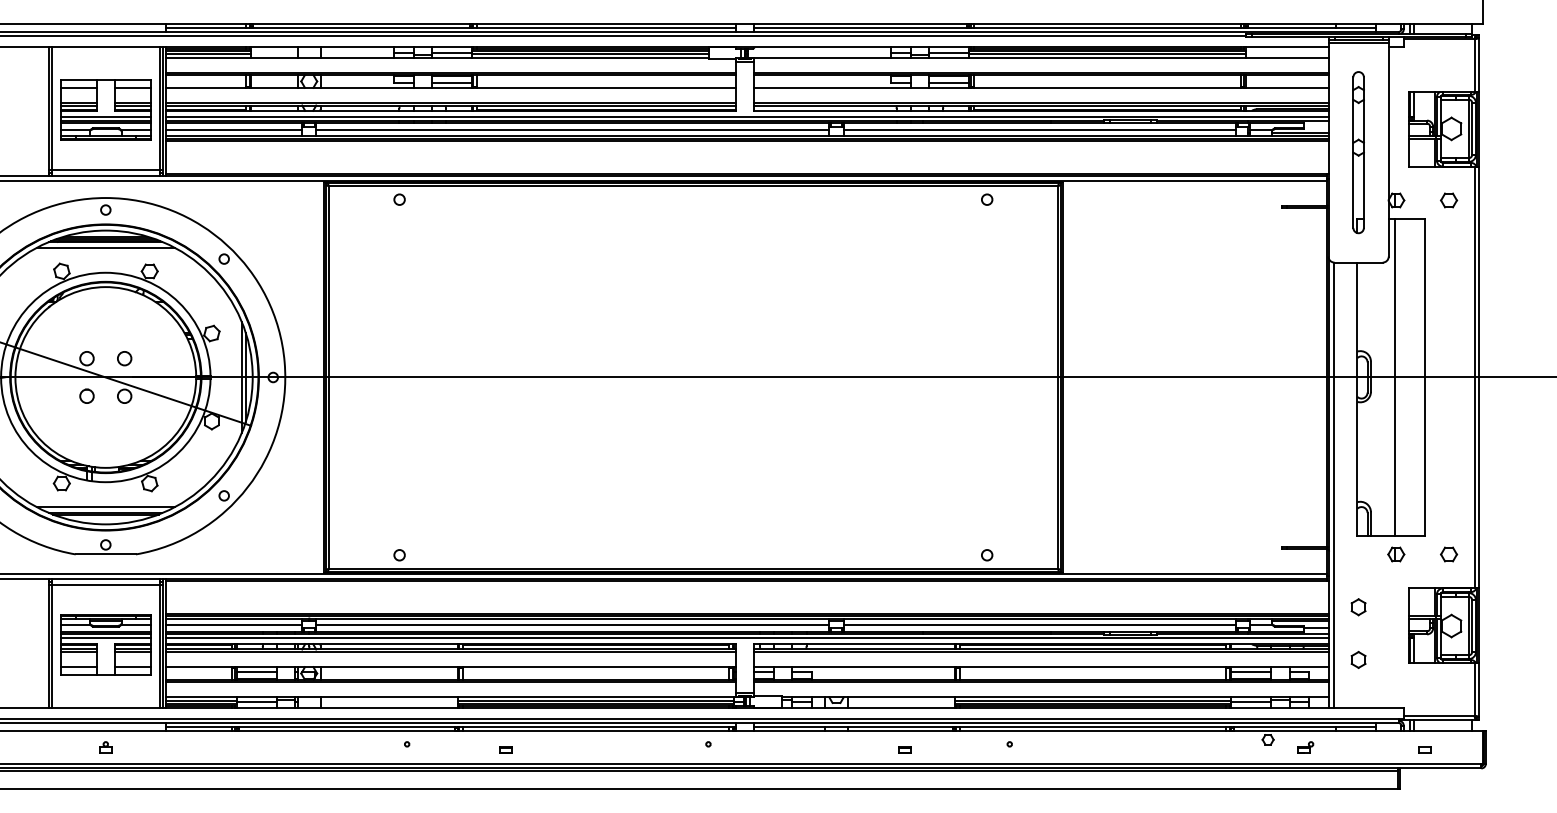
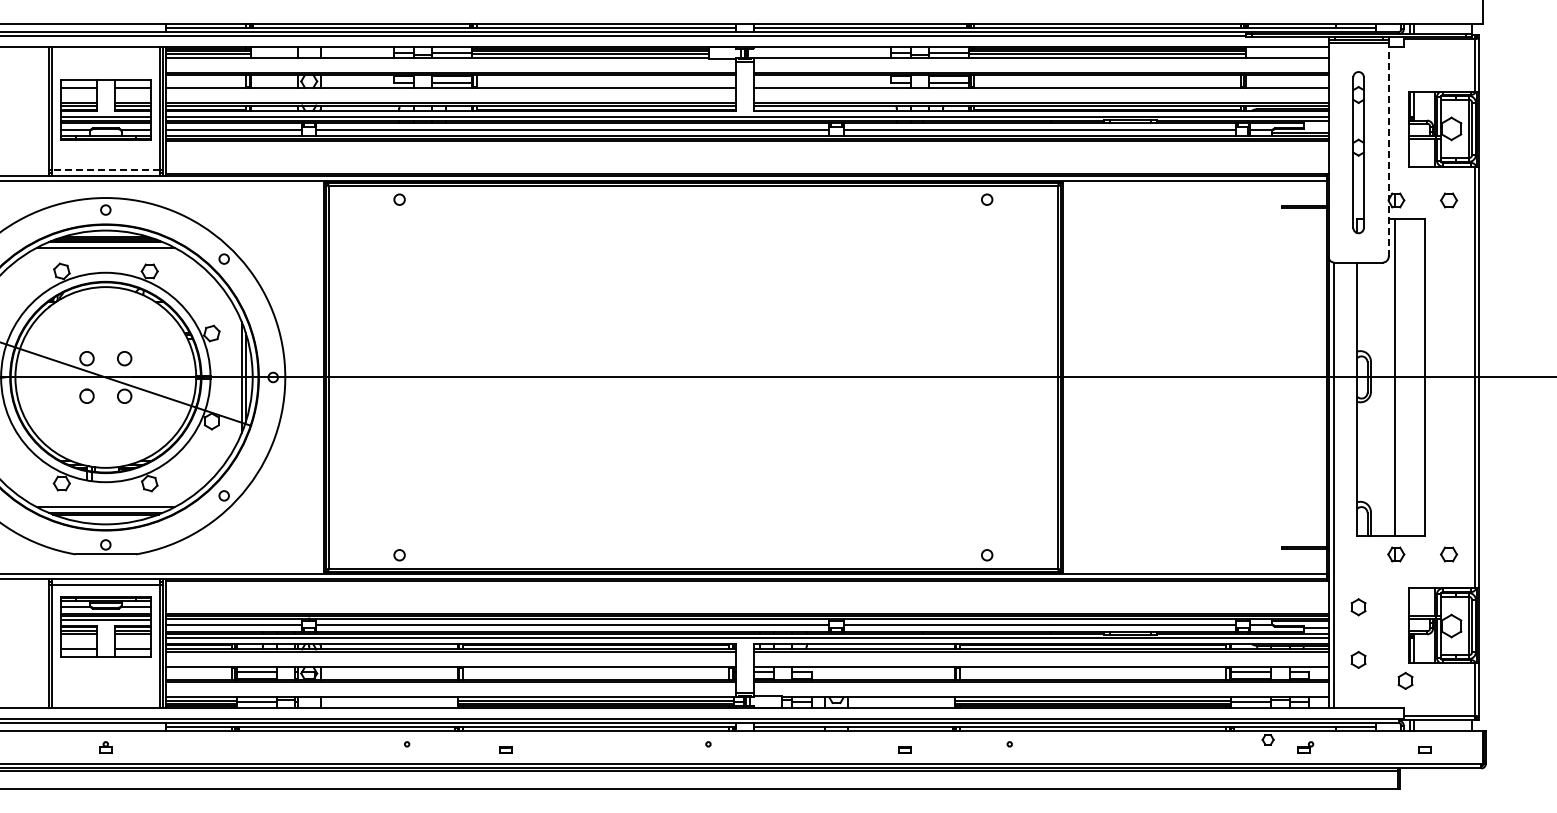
line: solid -> dashed (1388, 149)
line: solid -> dashed (105, 170)
part position: (105, 644) -> (105, 626) (105, 626)
part: none -> present (1405, 680)
